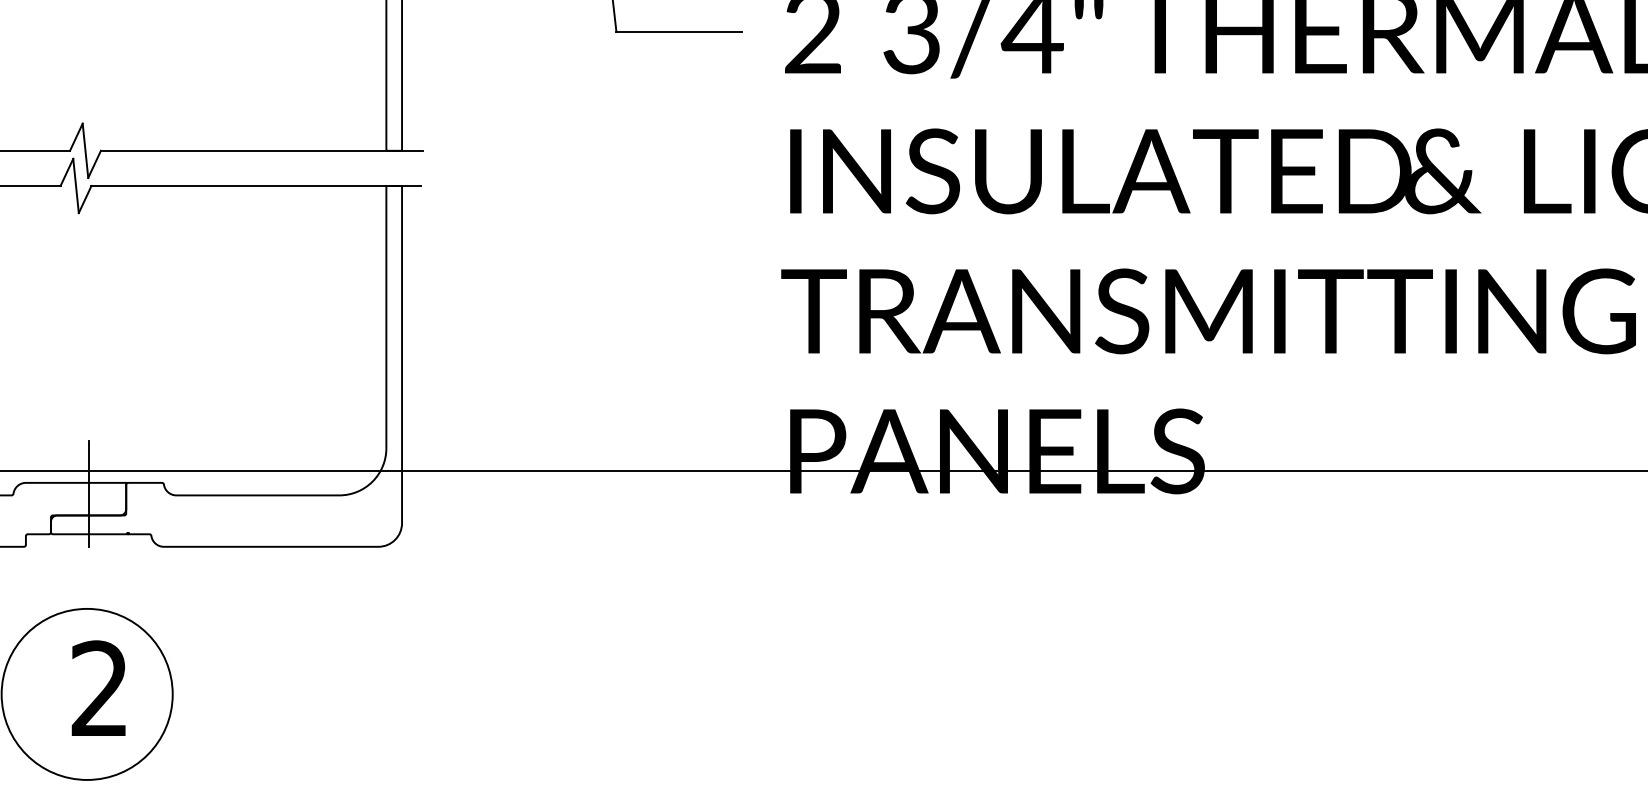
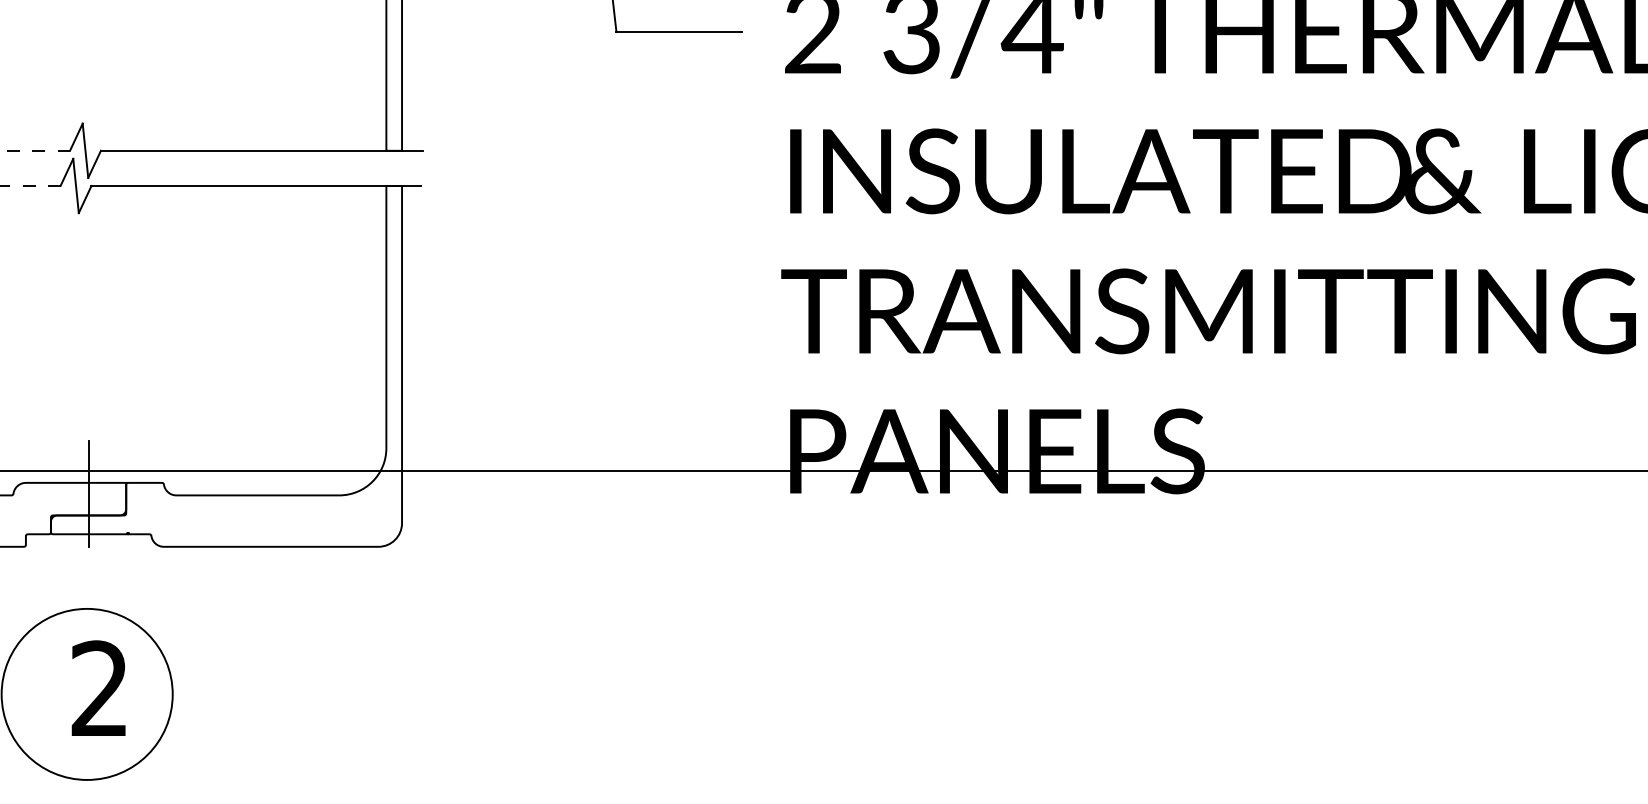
line: solid -> dashed (35, 150)
line: solid -> dashed (30, 185)
